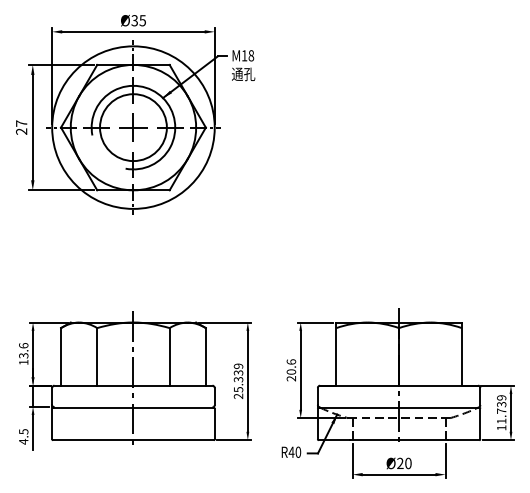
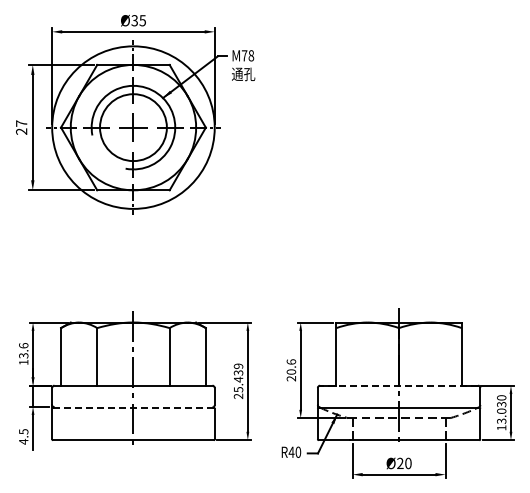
text: M18 -> M78 (244, 55)
text: 25.339 -> 25.439 (238, 379)
line: solid -> dashed (399, 385)
line: solid -> dashed (132, 407)
text: 11.739 -> 13.030 (501, 409)
